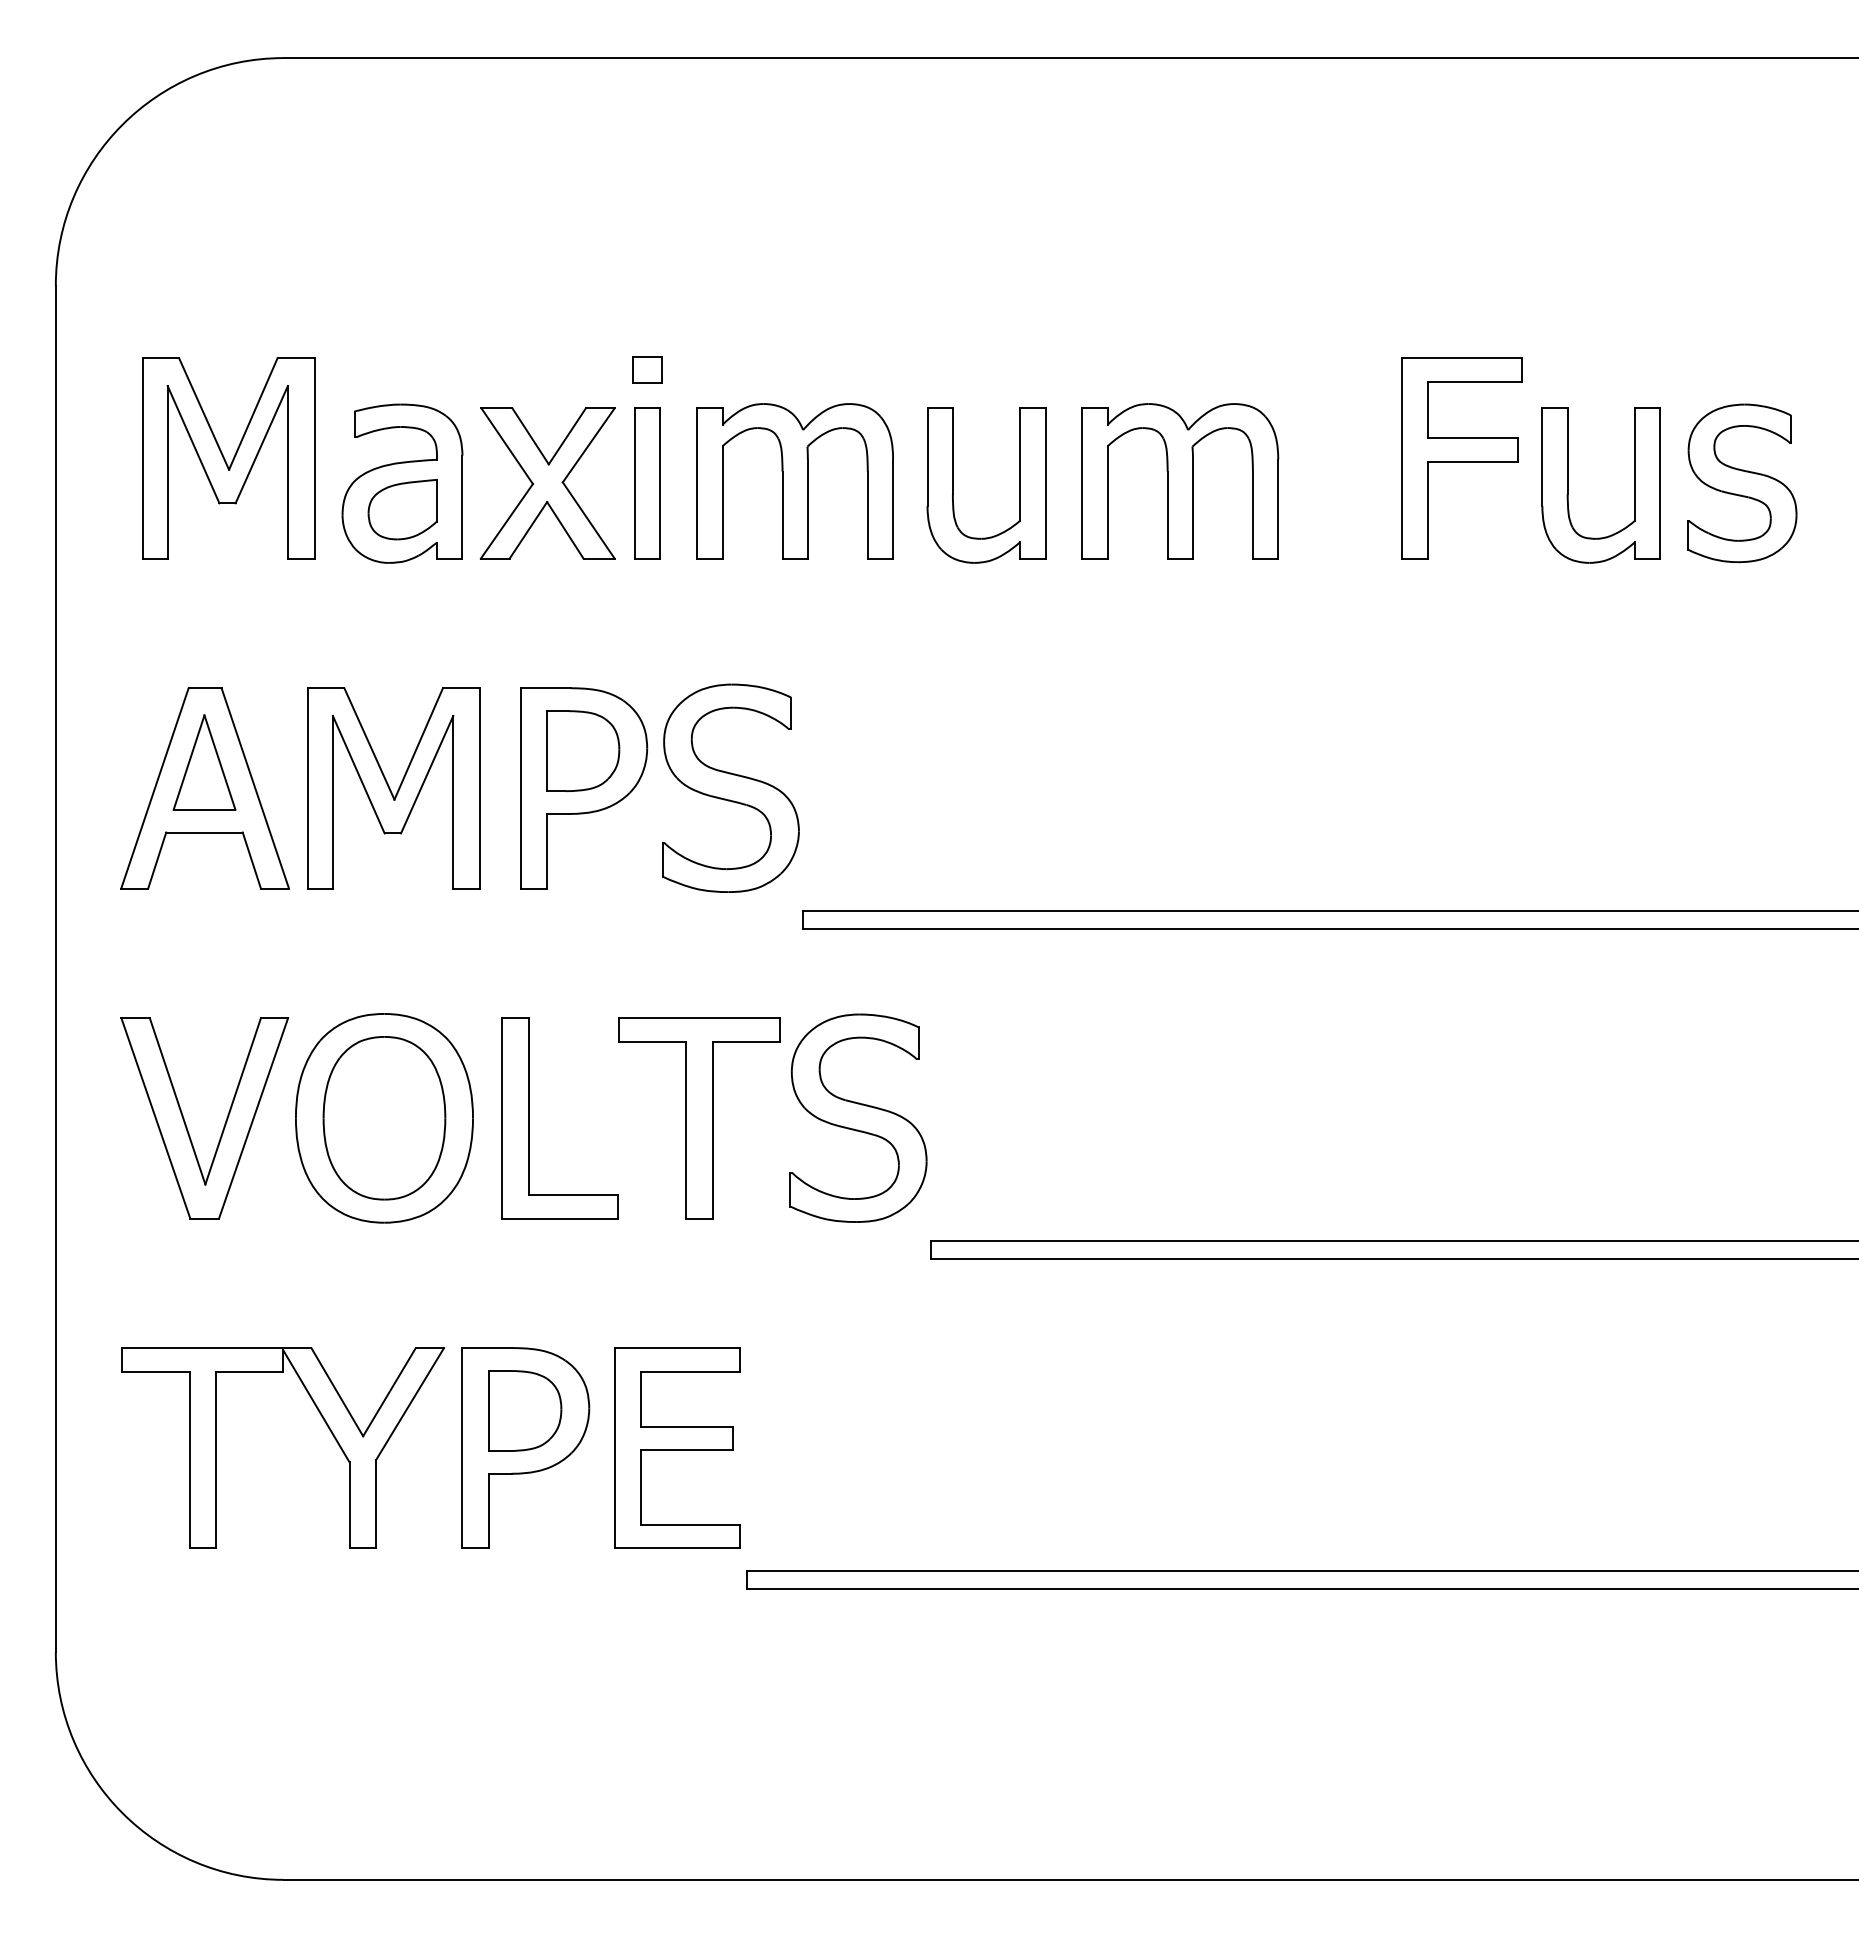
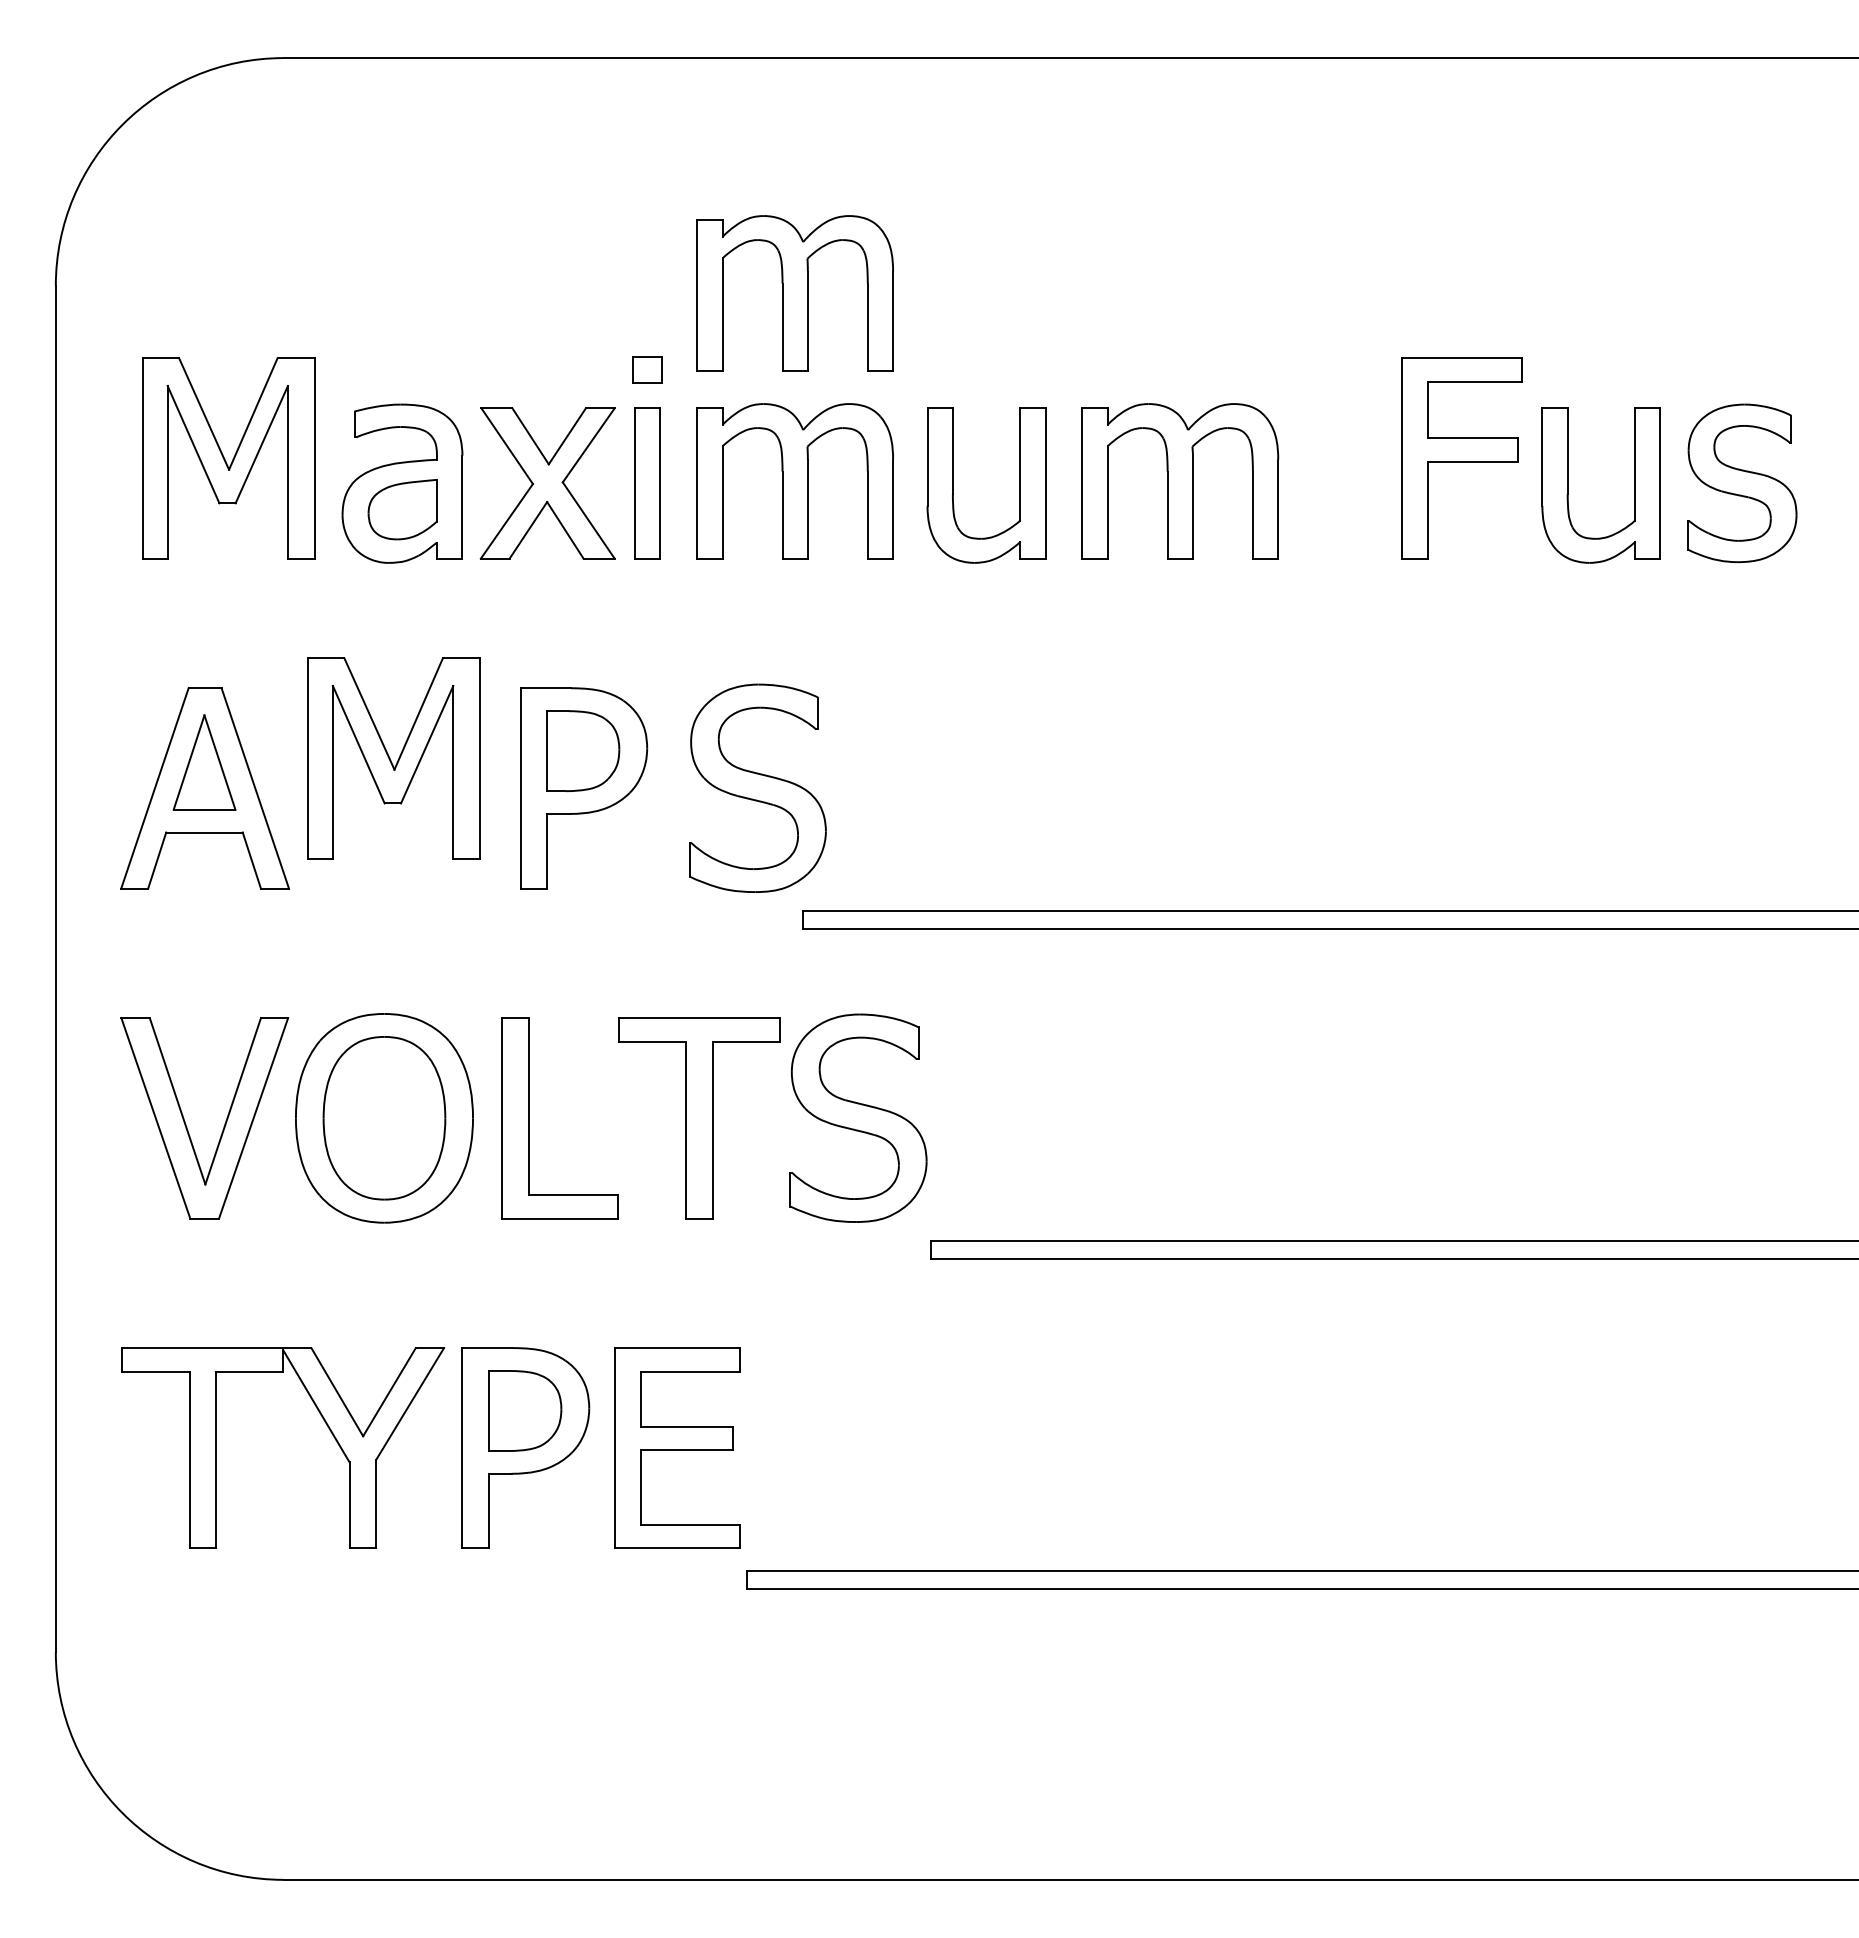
part: none -> present (794, 293)
part position: (730, 787) -> (757, 787) (757, 787)
part position: (393, 788) -> (393, 758) (393, 758)
